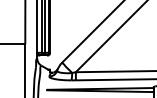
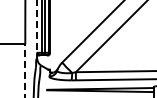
line: solid -> dashed (37, 27)
line: solid -> dashed (25, 70)
